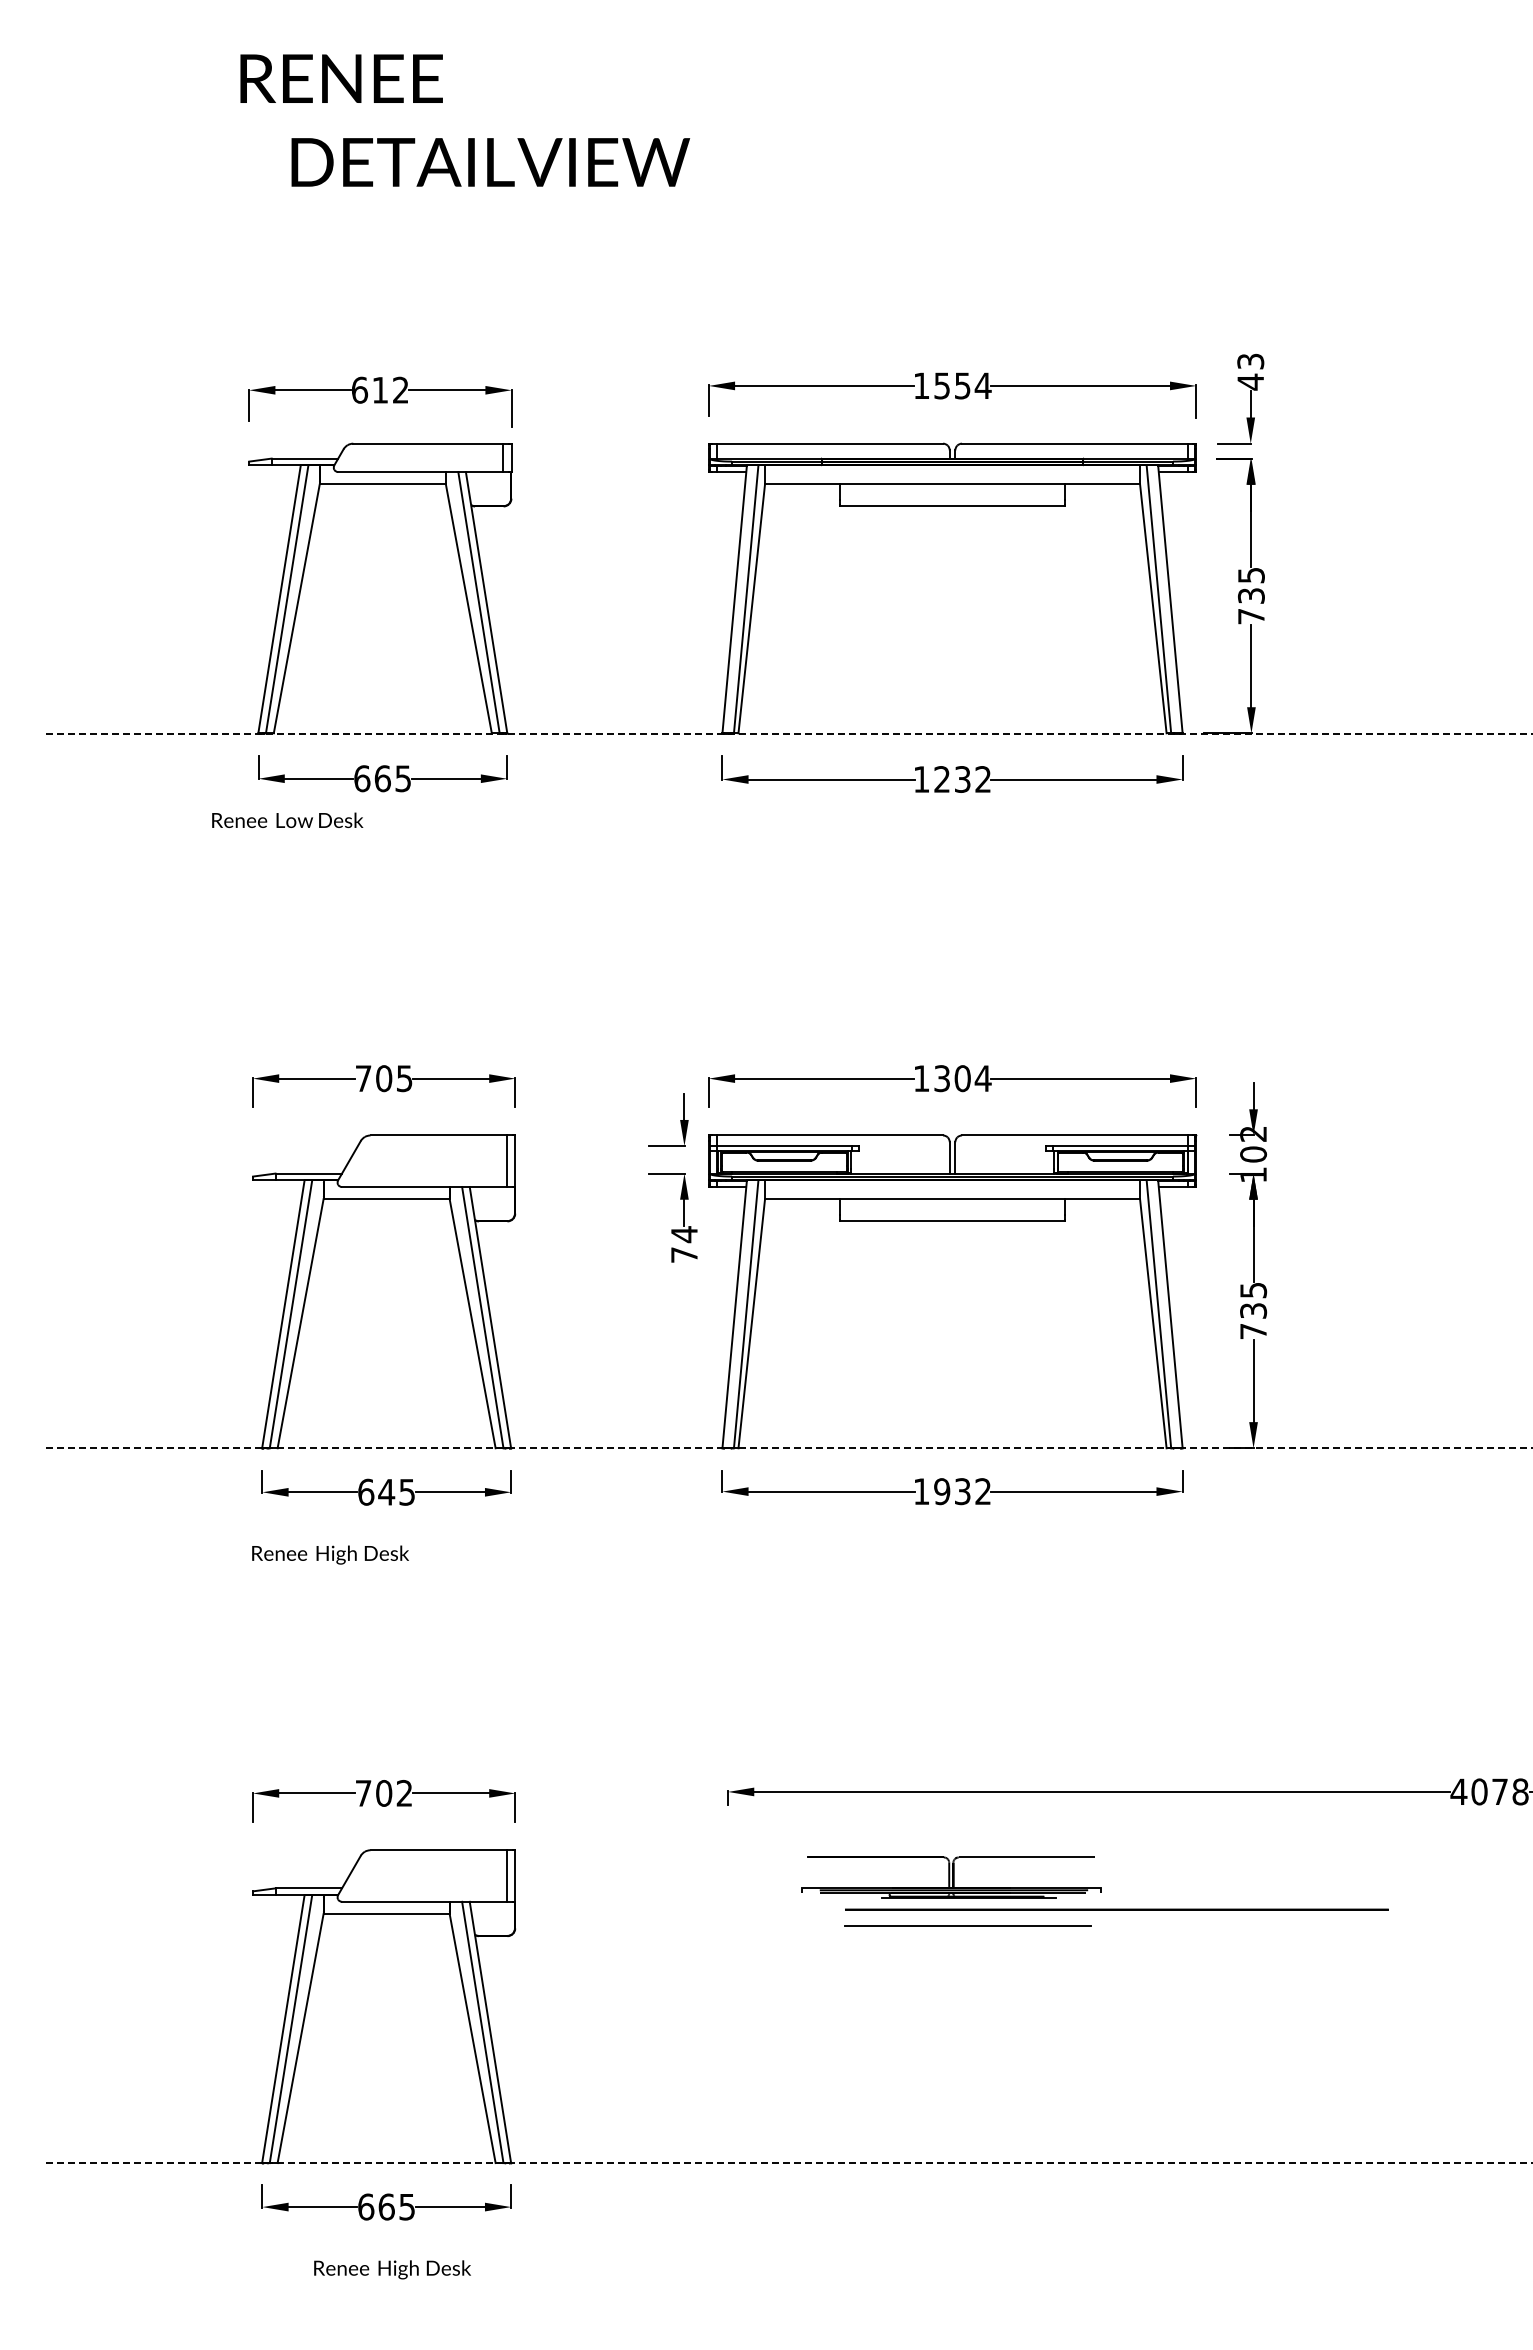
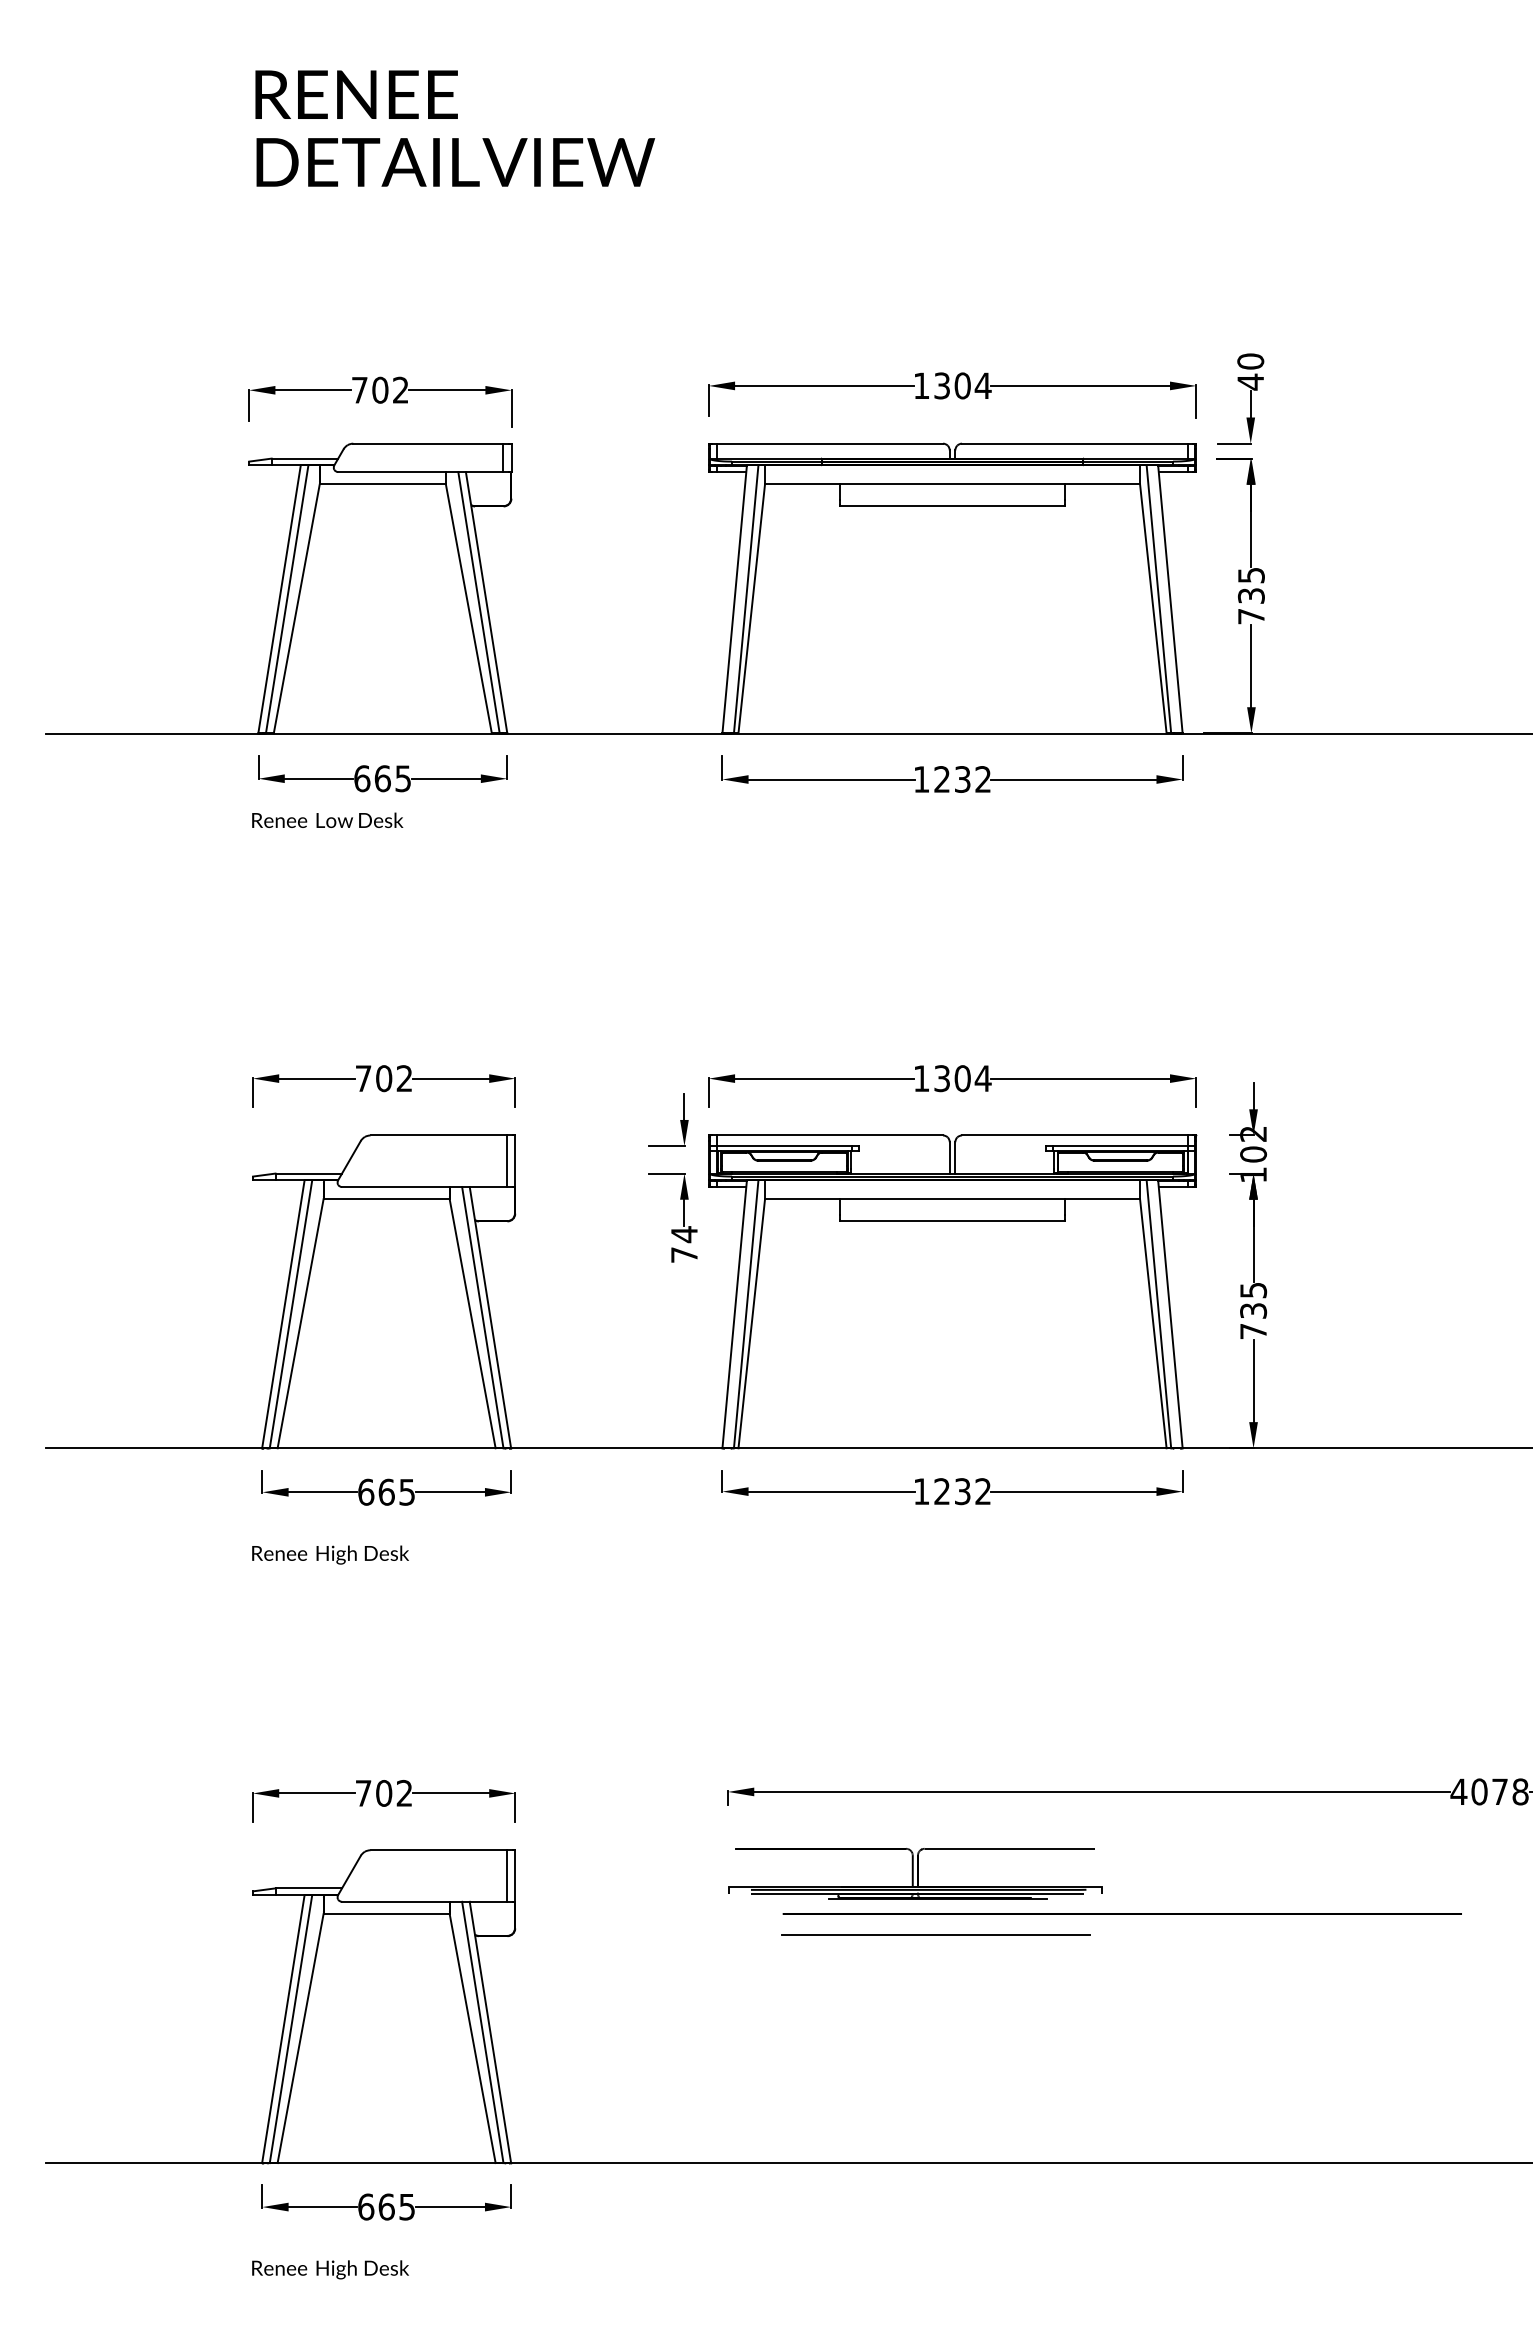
text position: (341, 78) -> (356, 94) (356, 94)
text position: (490, 162) -> (455, 162) (455, 162)
text: 43 -> 40 (1250, 361)
text: 1554 -> 1304 (952, 385)
text: 612 -> 702 (370, 389)
line: dashed -> solid (789, 733)
text position: (287, 819) -> (327, 819) (327, 819)
text: 705 -> 702 (404, 1078)
line: dashed -> solid (789, 1448)
text: 645 -> 665 (386, 1491)
text: 1932 -> 1232 (942, 1491)
part size: 588x71 px -> 734x88 px (1094, 1891)
line: dashed -> solid (789, 2163)
text position: (392, 2269) -> (330, 2269) (330, 2269)
